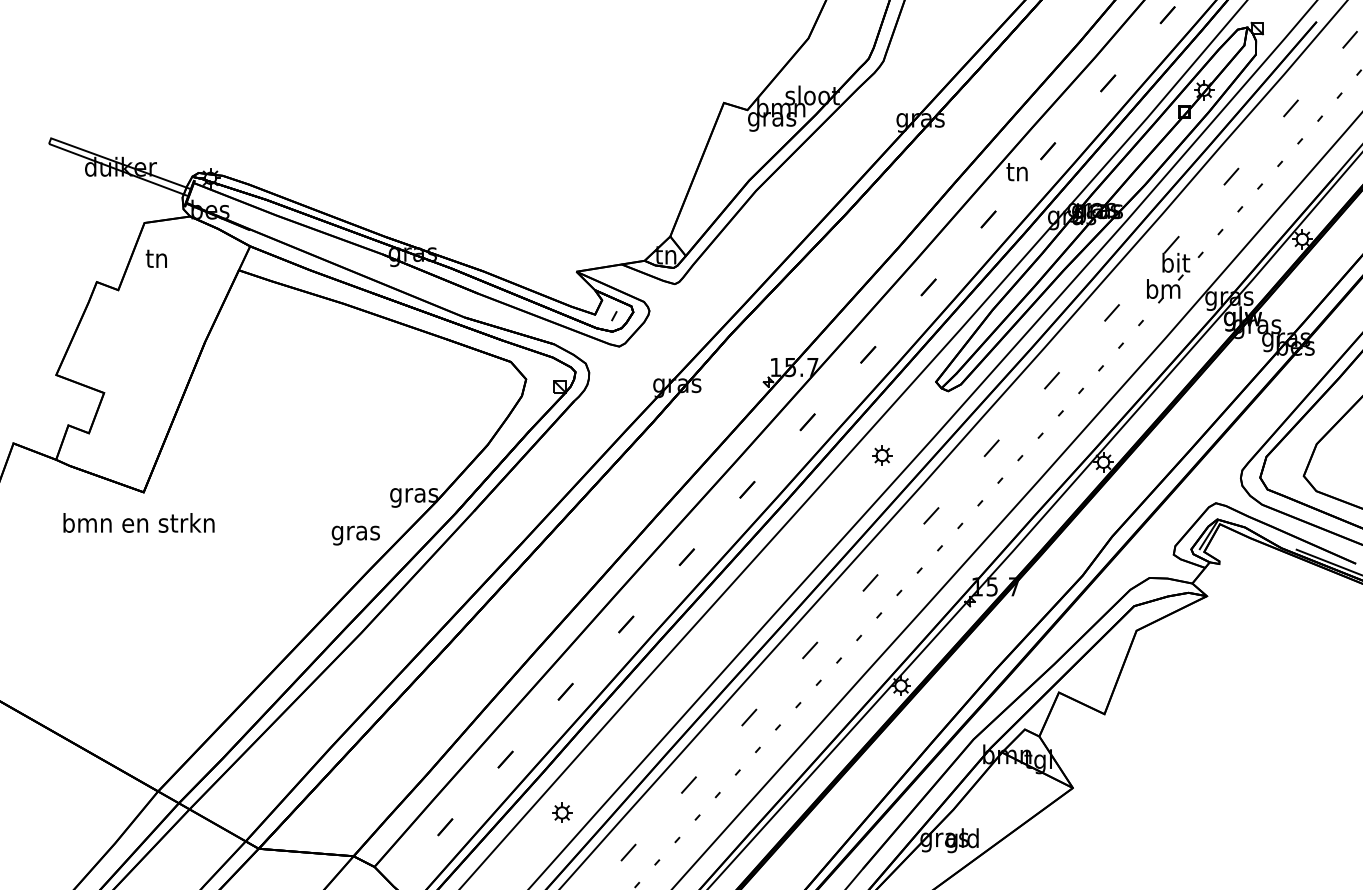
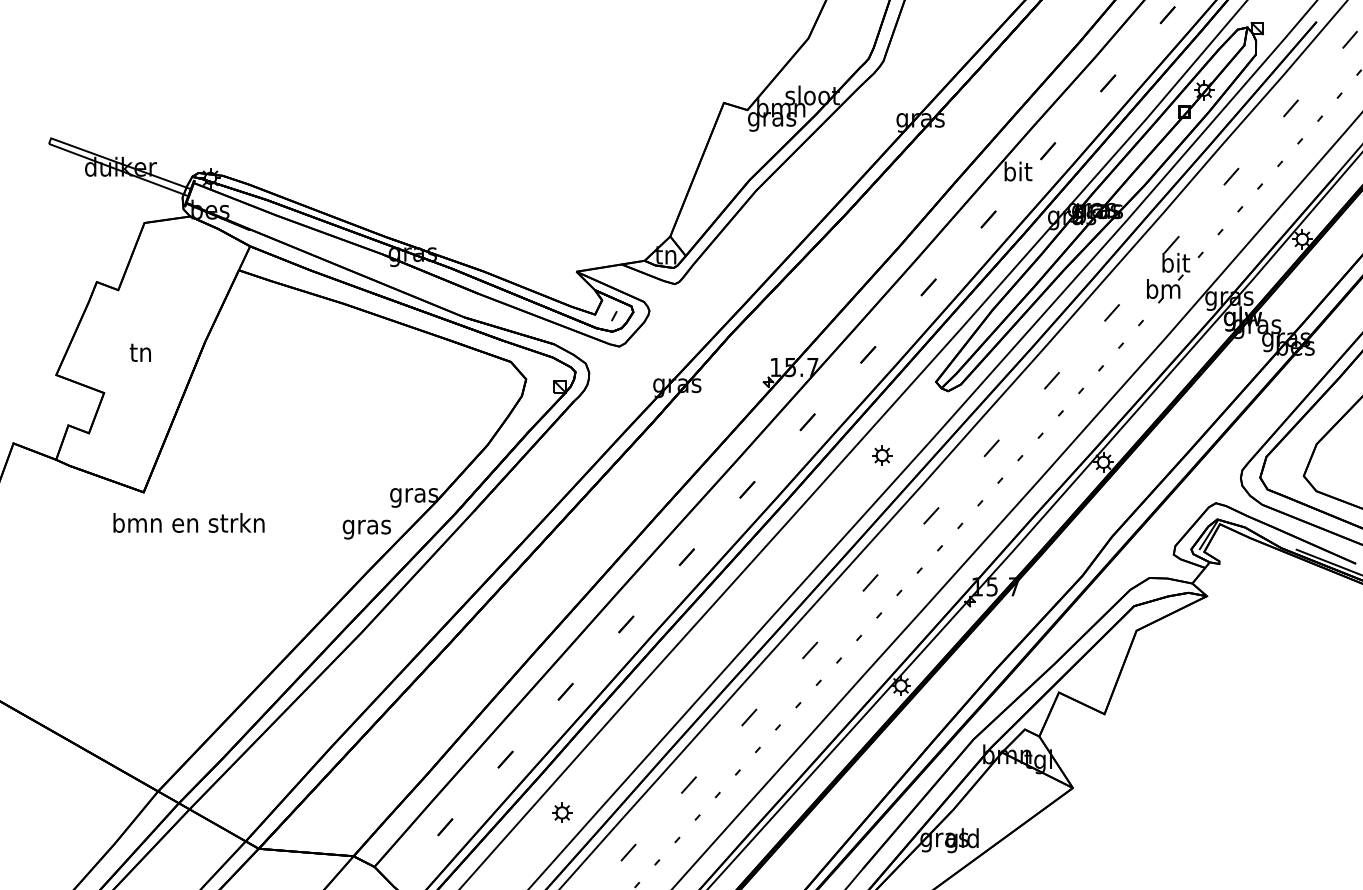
text: tn -> bit (1018, 171)
text position: (155, 258) -> (139, 352) (139, 352)
text position: (138, 522) -> (188, 522) (188, 522)
text position: (355, 535) -> (366, 529) (366, 529)
